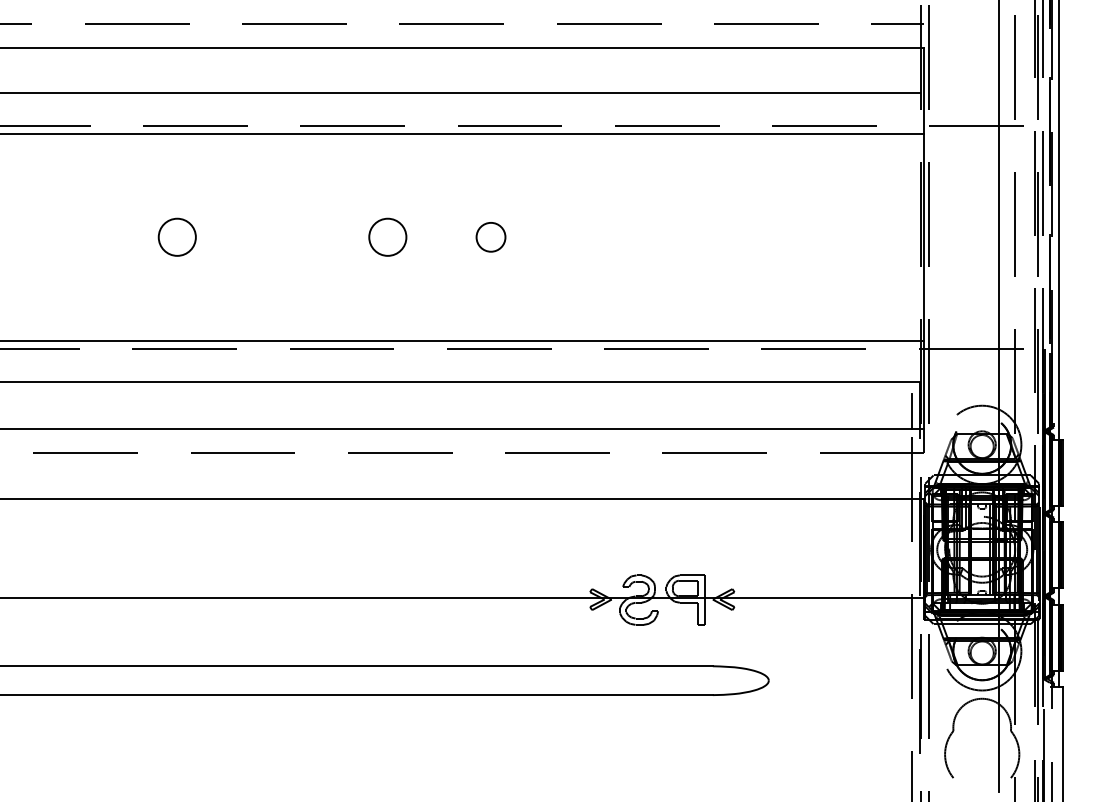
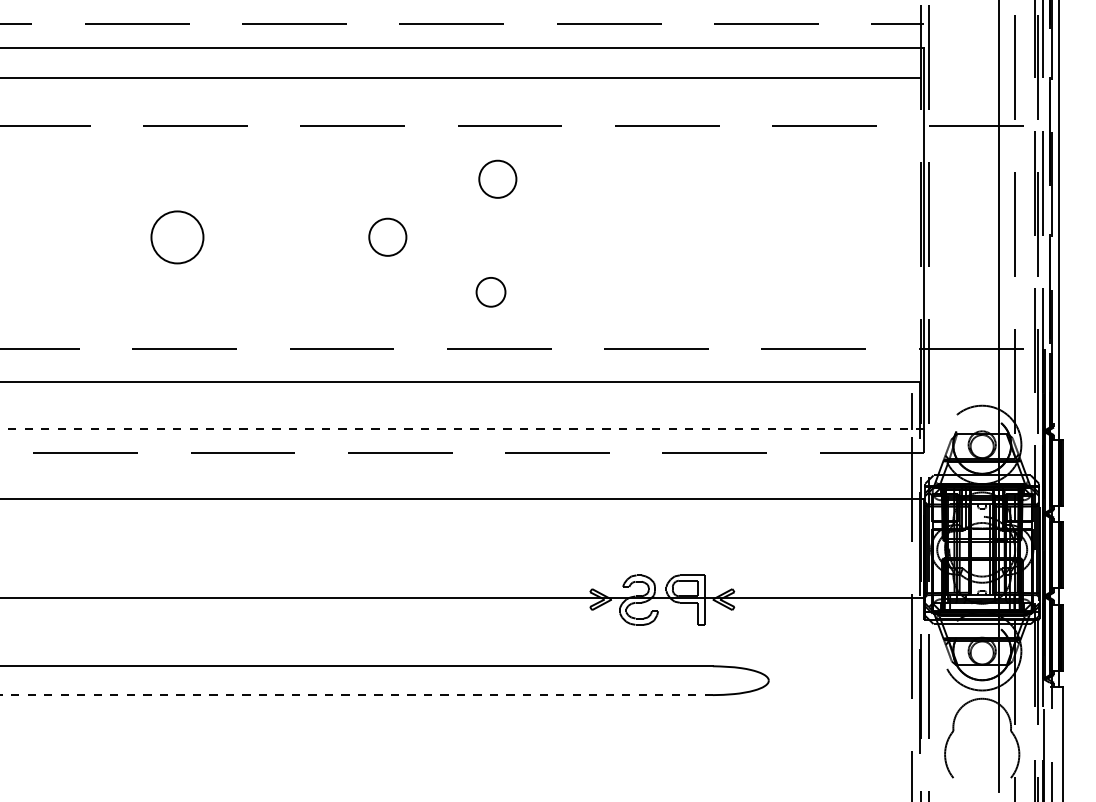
line position: (461, 92) -> (461, 77) (461, 77)
line: present -> none (463, 134)
circle: none -> present (497, 178)
circle size: 40x40 px -> 55x55 px (177, 237)
circle position: (490, 237) -> (490, 292) (490, 292)
line: present -> none (463, 340)
line: solid -> dashed (462, 429)
line: solid -> dashed (356, 695)
